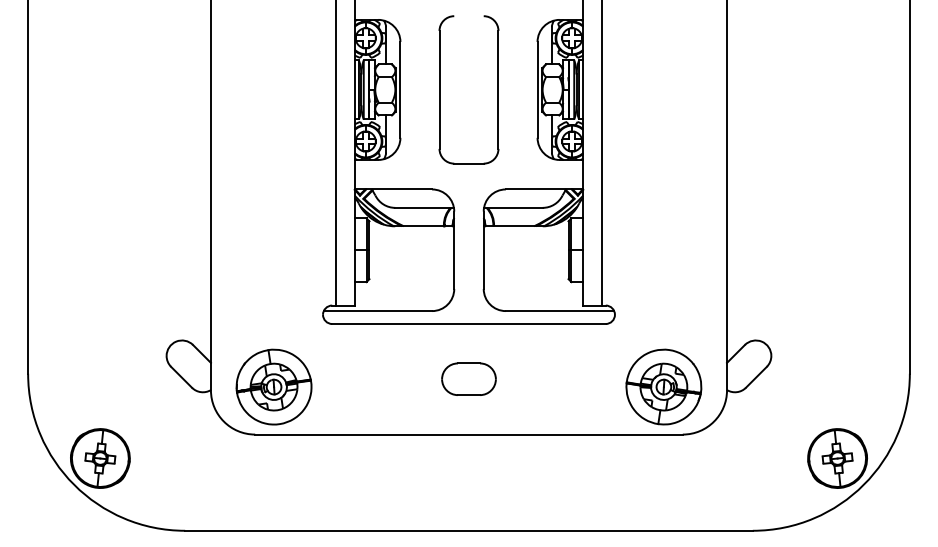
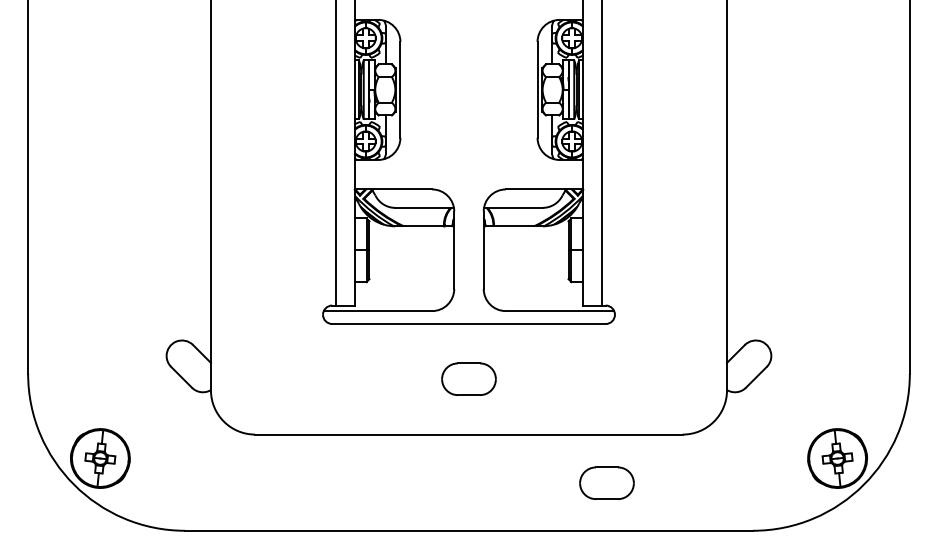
part: present -> none (440, 89)
part: present -> none (273, 386)
part: present -> none (663, 386)
part: none -> present (606, 482)
